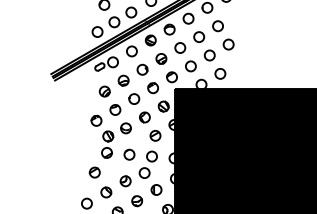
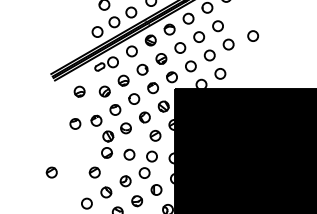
circle: none -> present (253, 35)
part: none -> present (79, 91)
part: none -> present (75, 123)
part: none -> present (51, 172)
